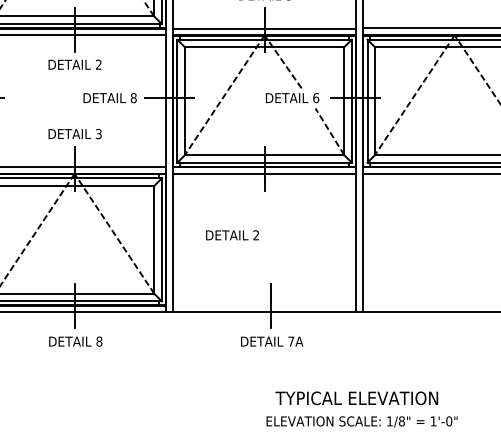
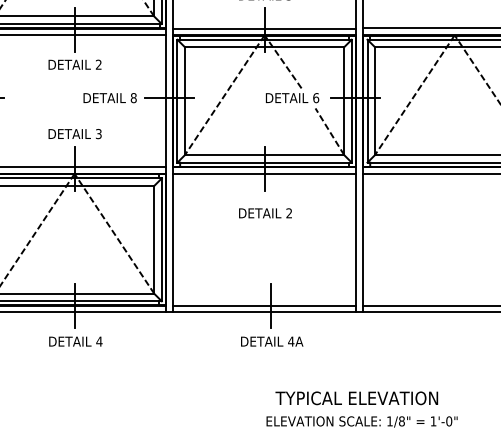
text position: (232, 235) -> (265, 213) (265, 213)
line: none -> present (264, 305)
line: none -> present (430, 305)
text: 8 -> 4 (99, 341)
text: 7A -> 4A (291, 341)
